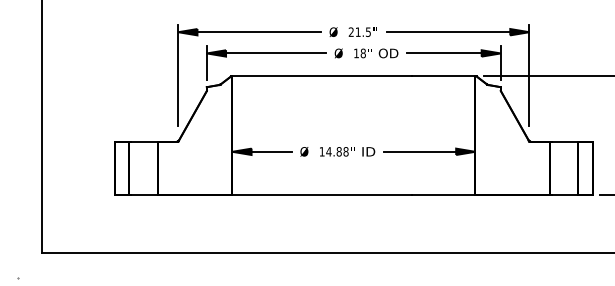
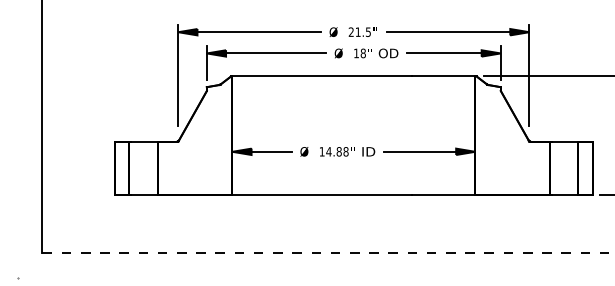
line: solid -> dashed (328, 253)
